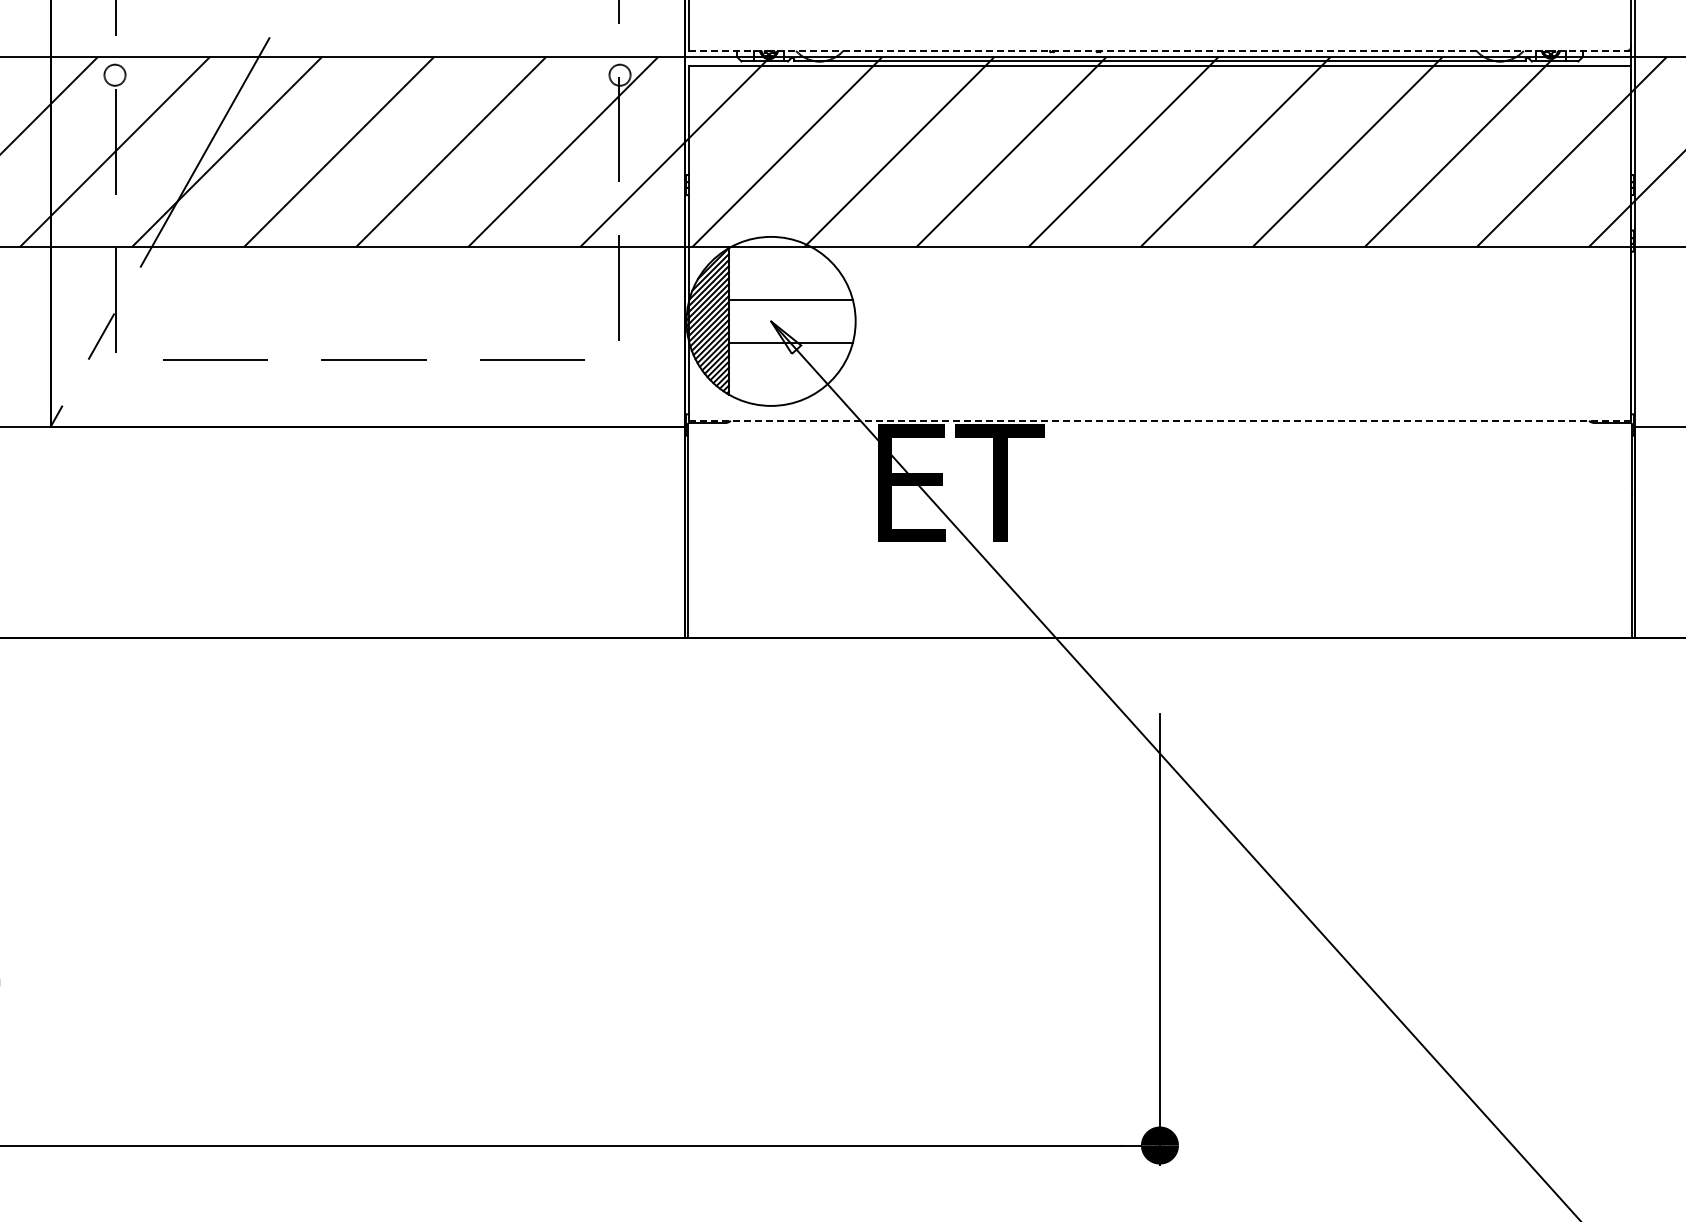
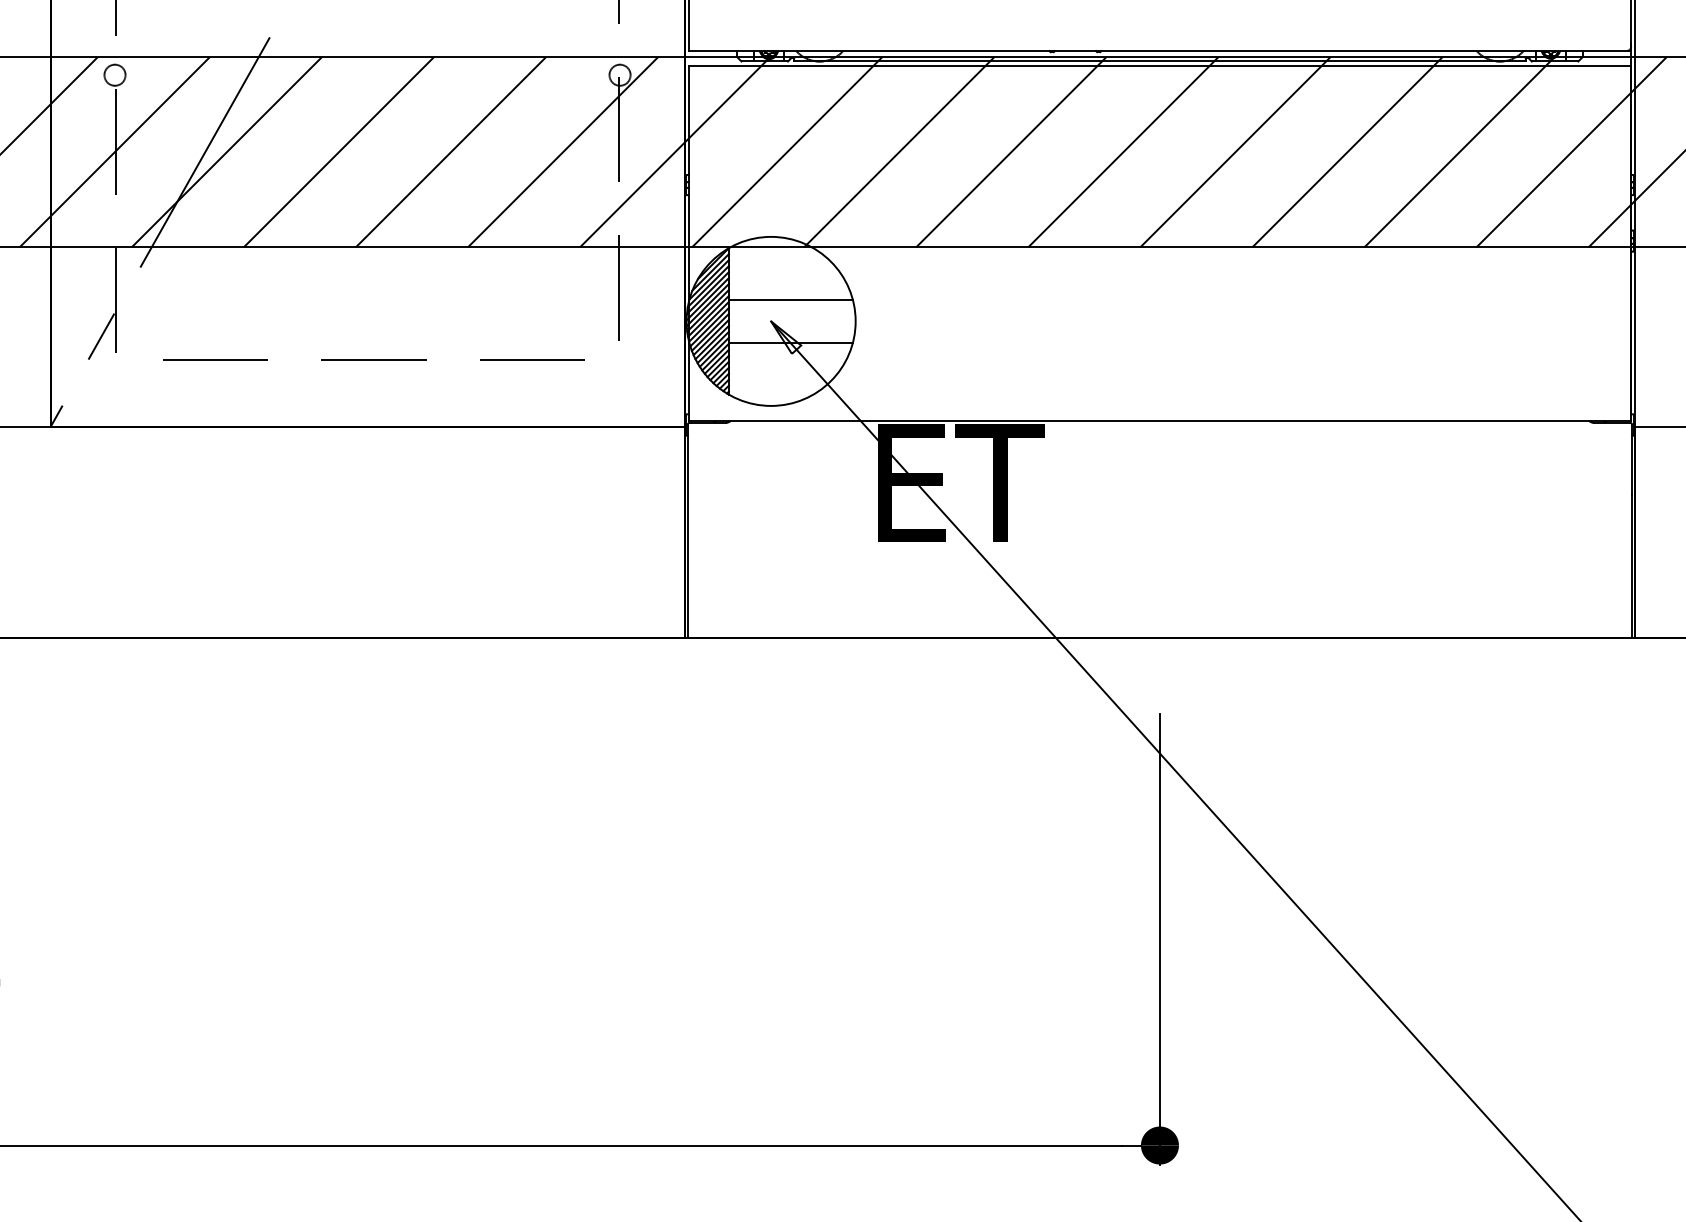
line: dashed -> solid (1160, 50)
line: dashed -> solid (1160, 420)
